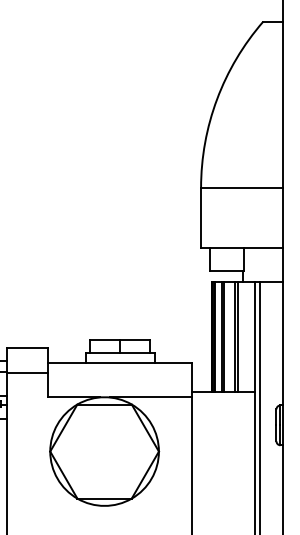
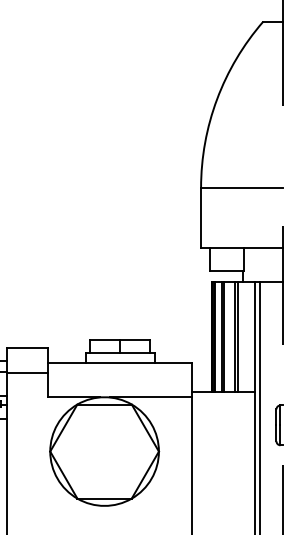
line: solid -> dashed (282, 267)
